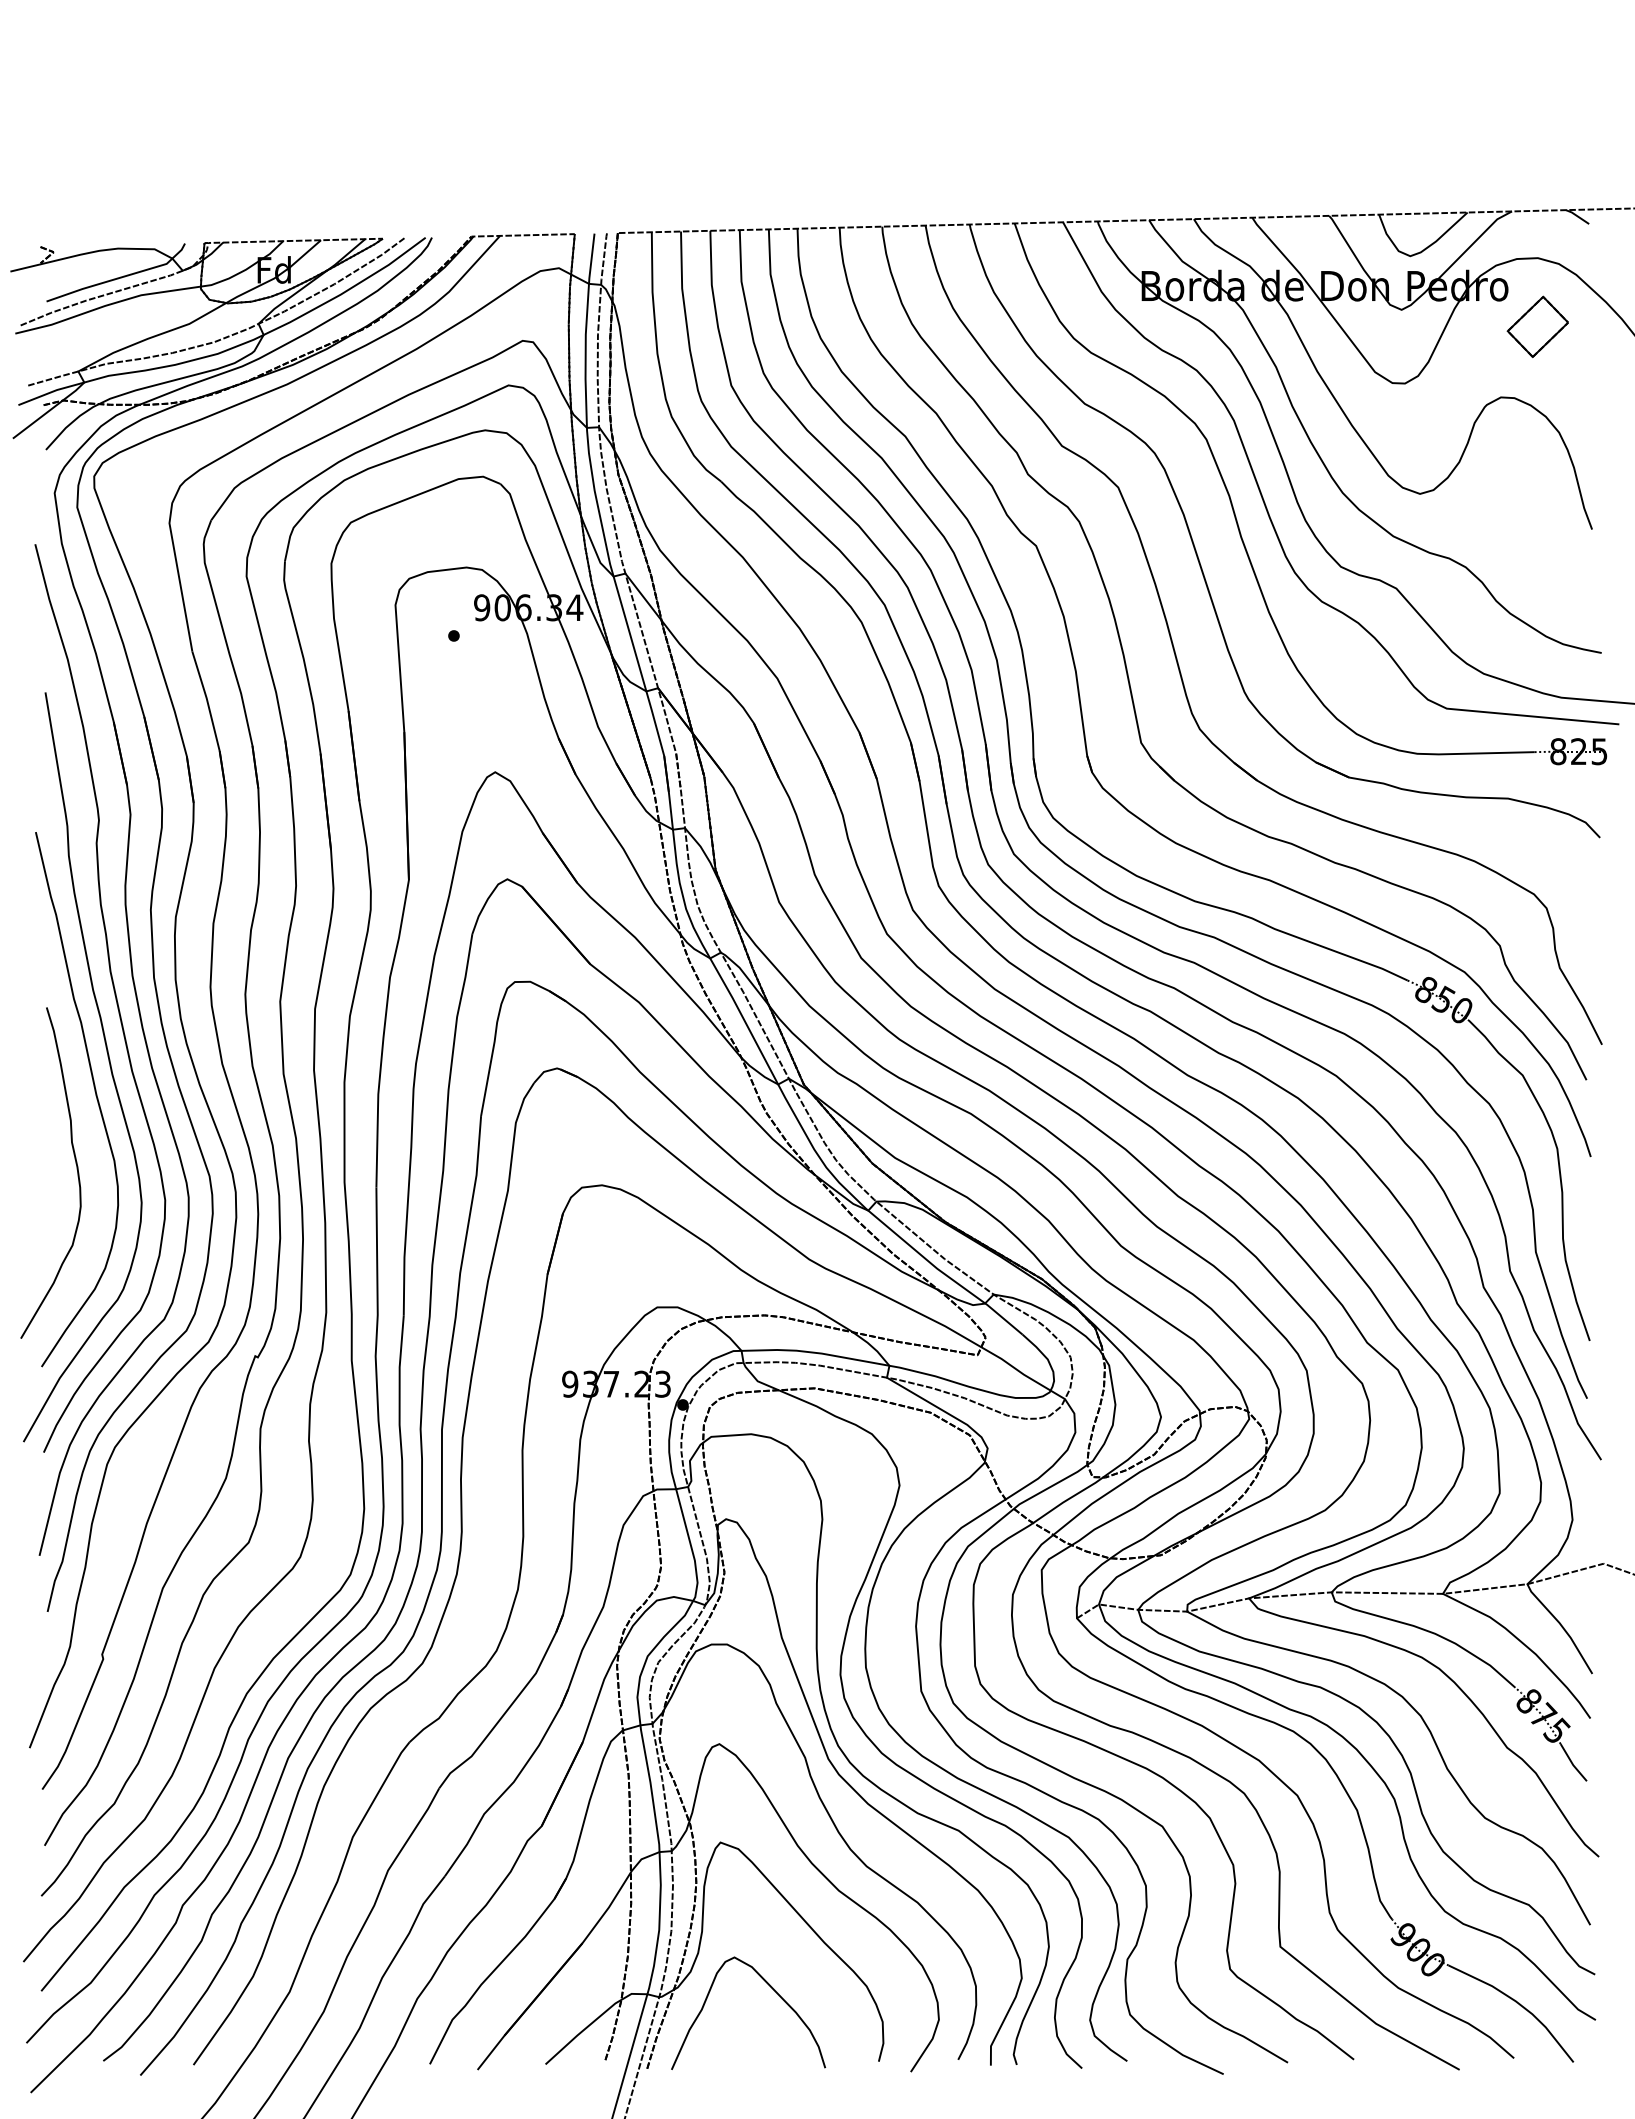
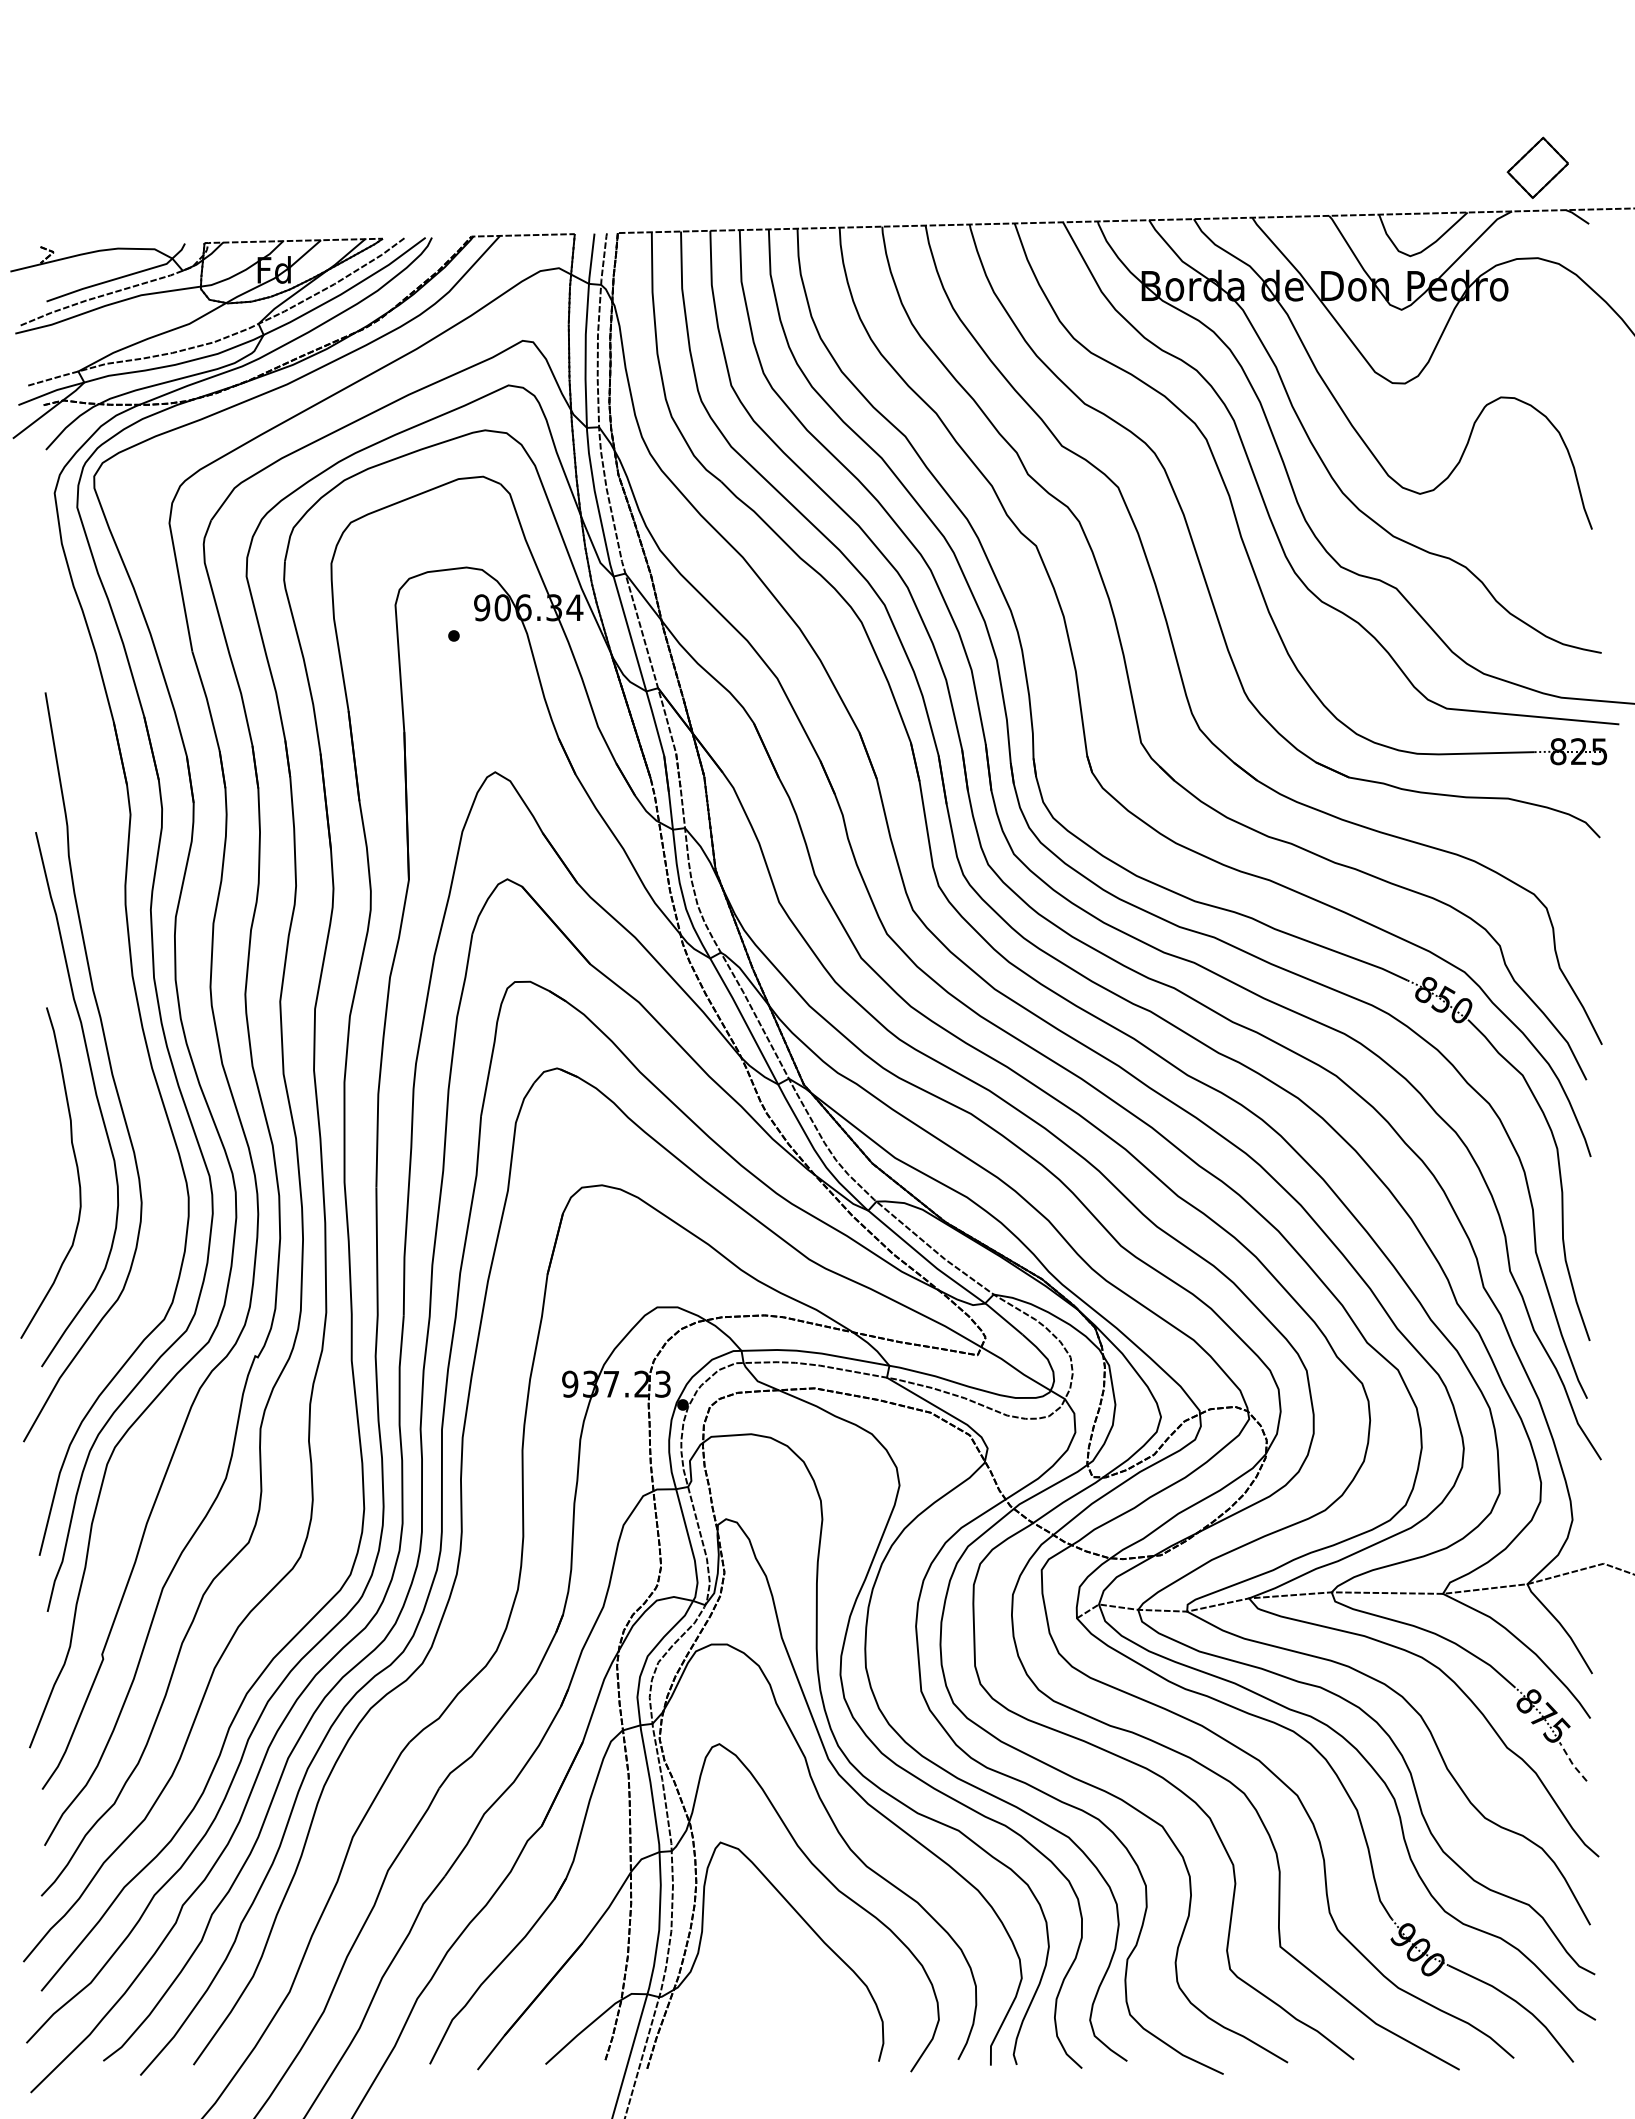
part position: (1537, 326) -> (1537, 167) (1537, 167)
curve: present -> none (114, 995)
line: solid -> dashed (1572, 1764)
curve: present -> none (771, 1988)
